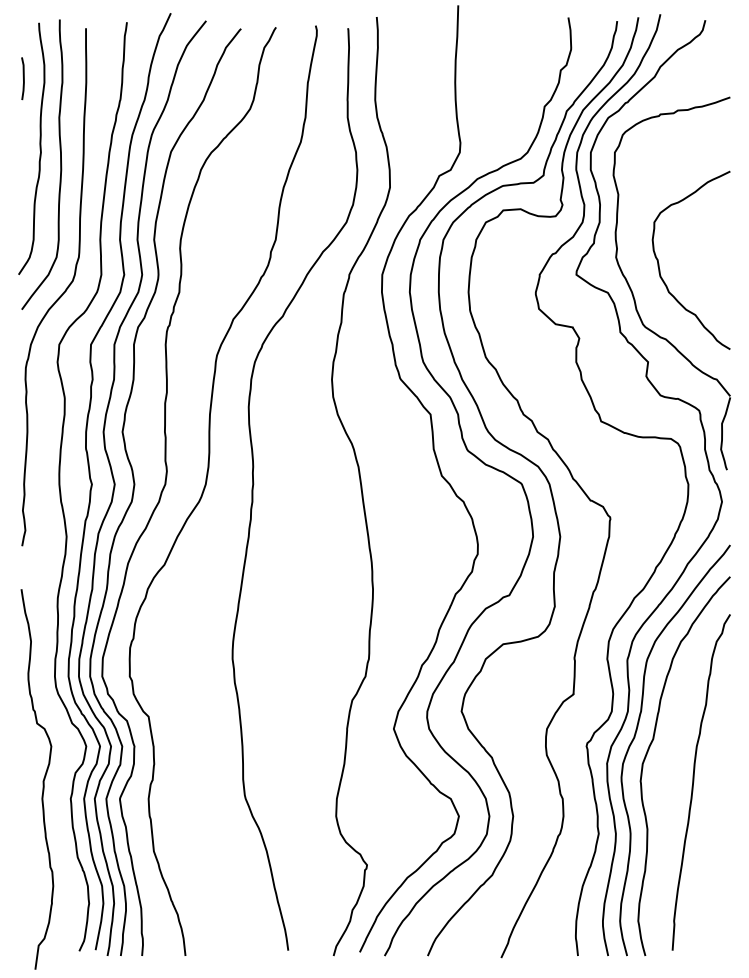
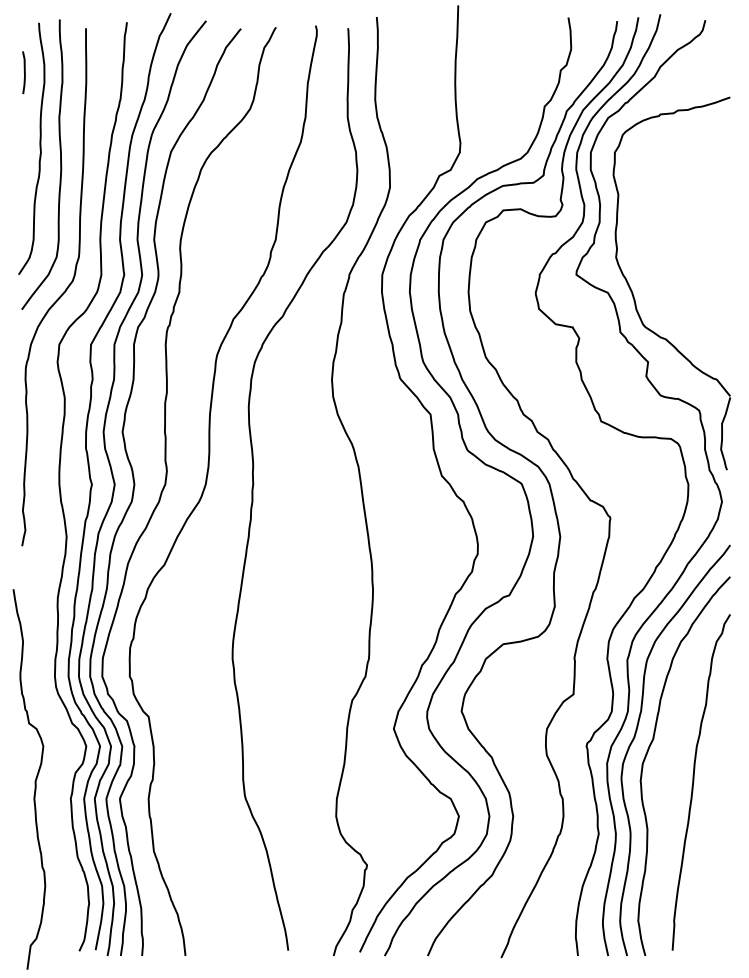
line position: (23, 78) -> (24, 72) (24, 72)
curve: present -> none (659, 263)
curve position: (42, 780) -> (34, 780) (34, 780)
